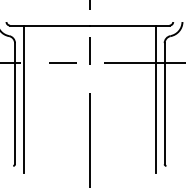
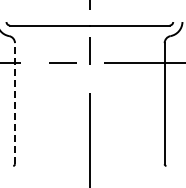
line: present -> none (23, 99)
line: present -> none (155, 99)
line: solid -> dashed (15, 103)
